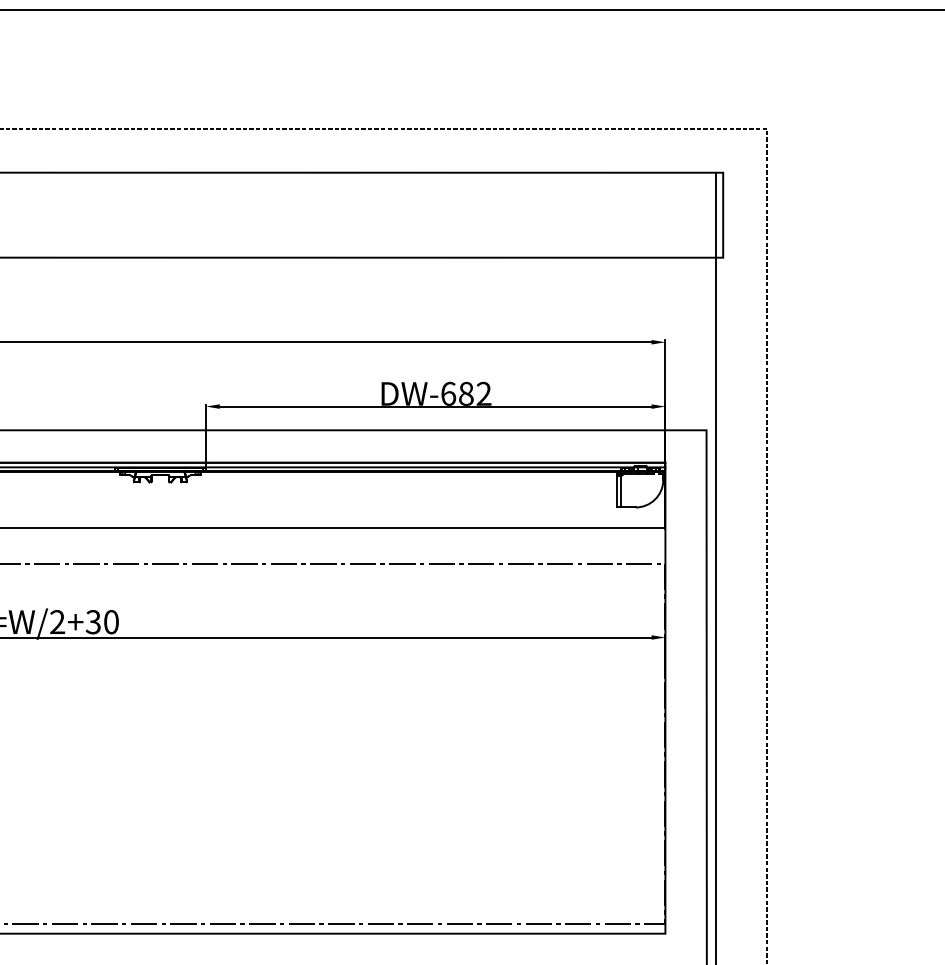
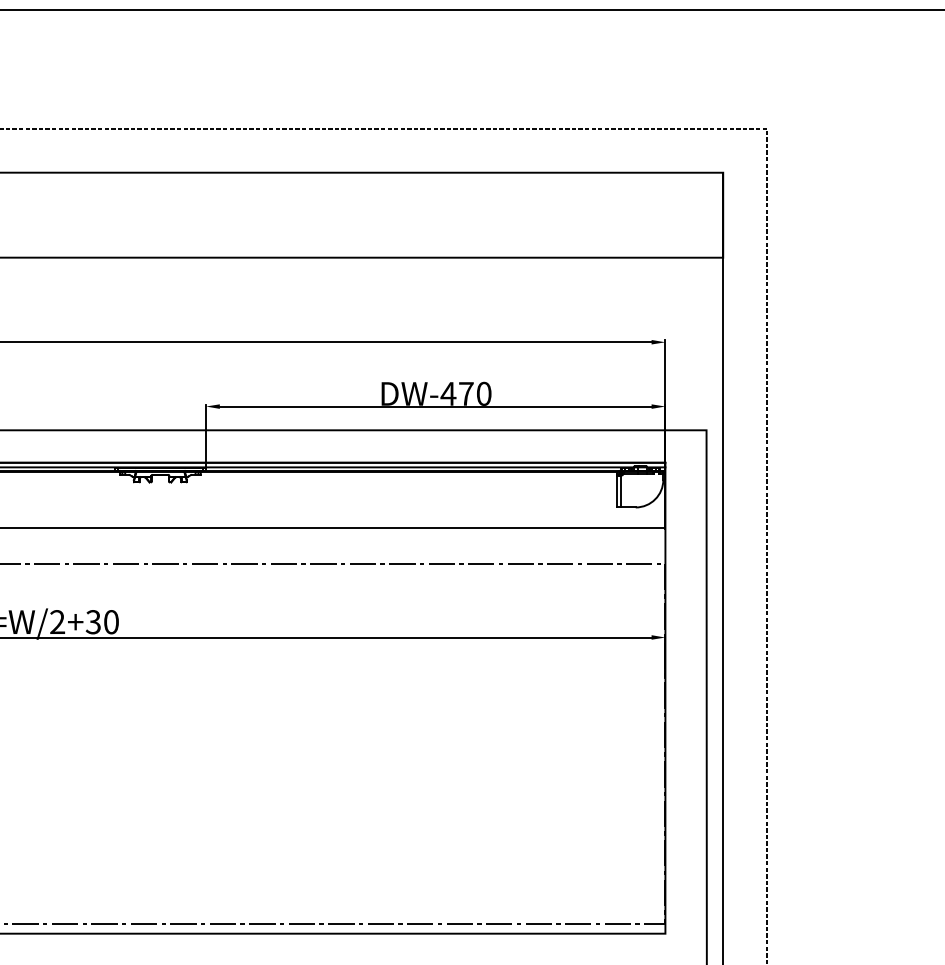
text: DW-682 -> DW-470 (465, 393)
line position: (716, 566) -> (723, 566) (723, 566)
